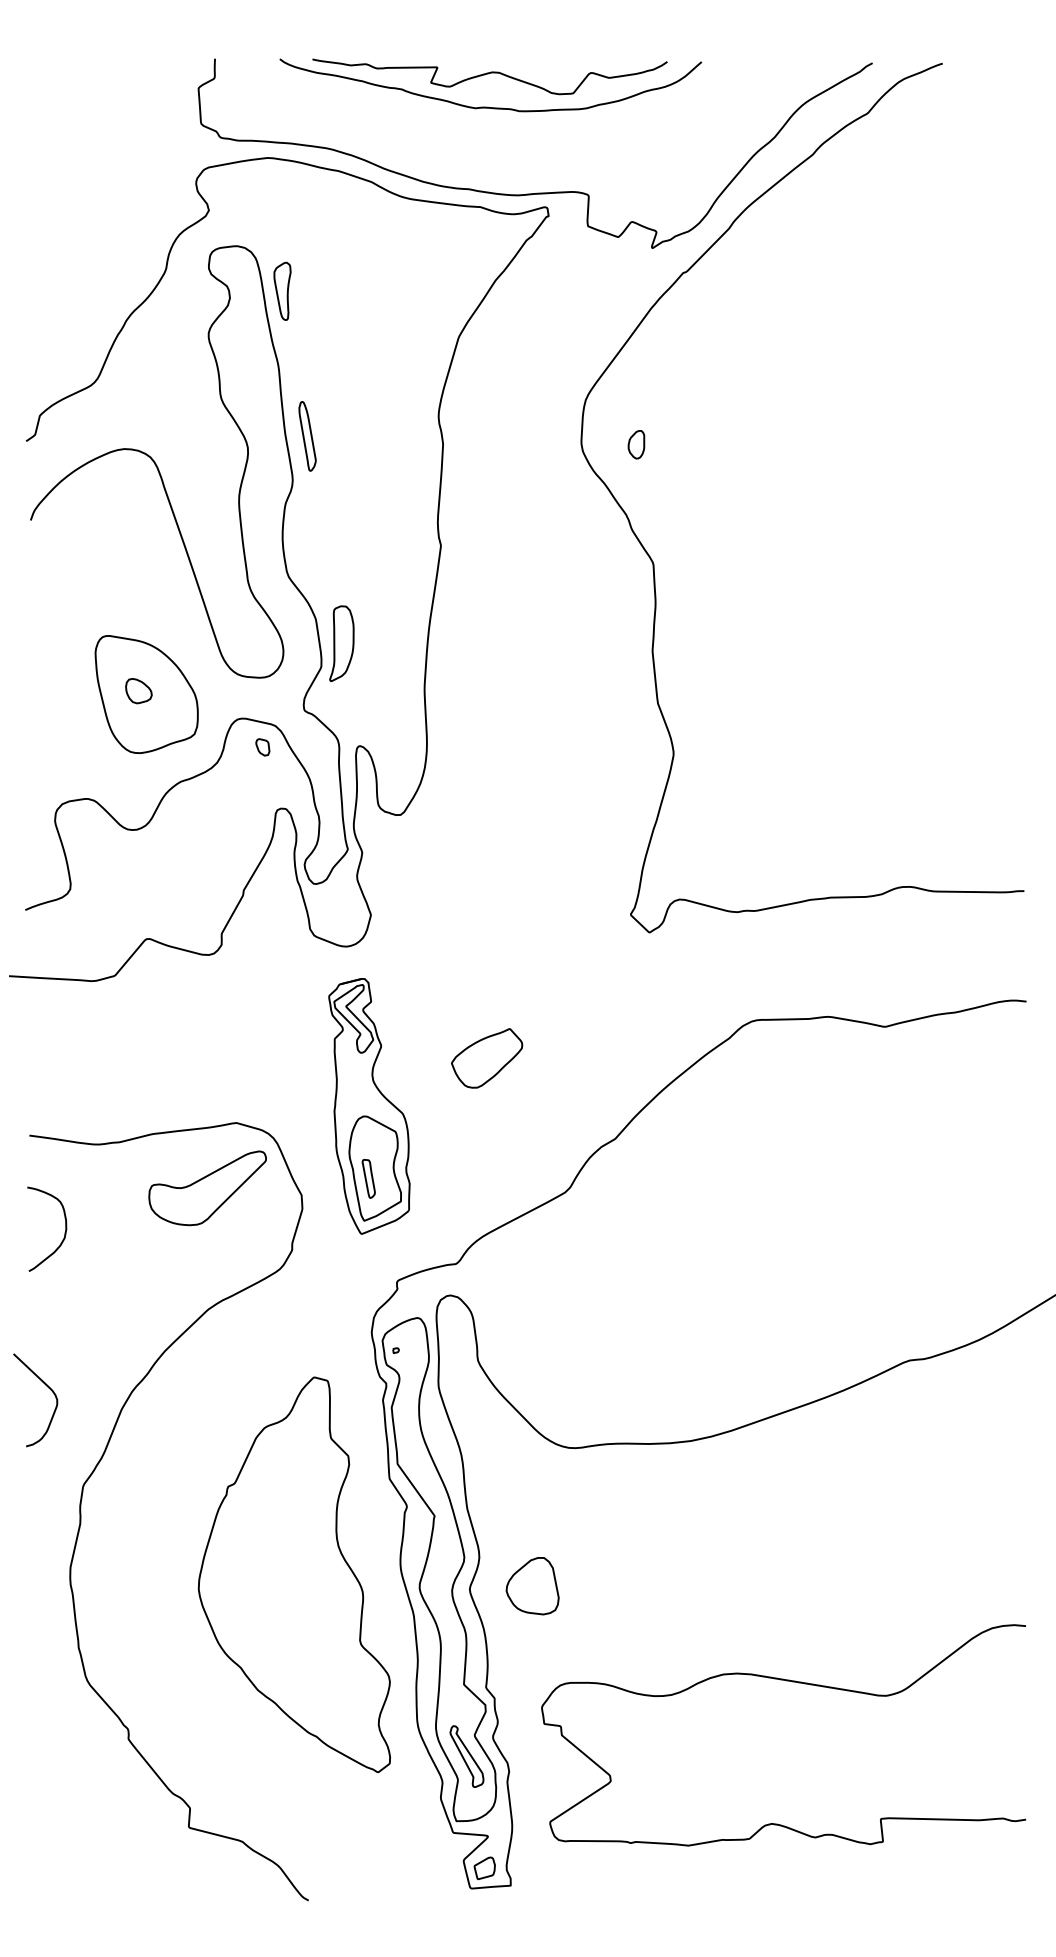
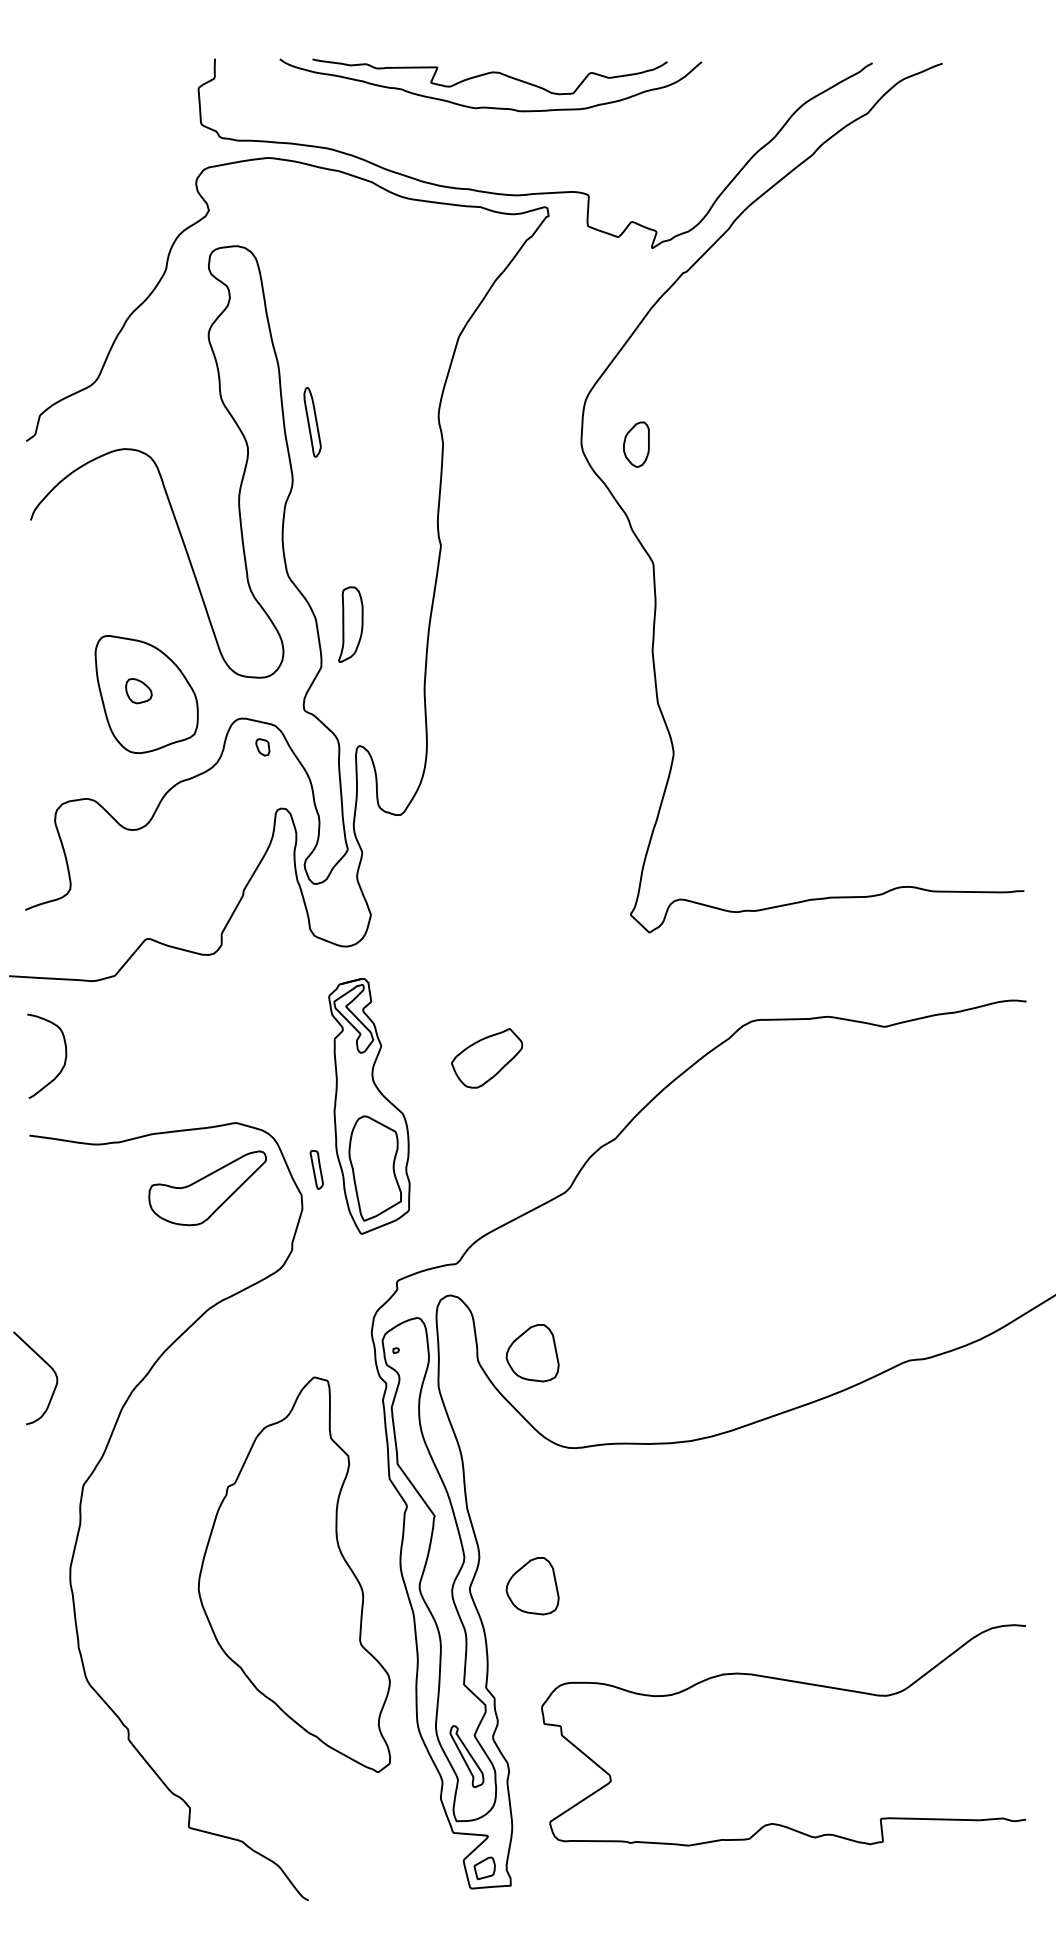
part: present -> none (282, 290)
part position: (307, 436) -> (312, 422) (312, 422)
part size: 19x30 px -> 27x47 px (636, 444)
part position: (341, 643) -> (350, 624) (350, 624)
part position: (368, 1178) -> (316, 1169) (316, 1169)
curve position: (64, 1232) -> (64, 1059) (64, 1059)
part: none -> present (532, 1353)
curve position: (47, 1387) -> (47, 1365) (47, 1365)
